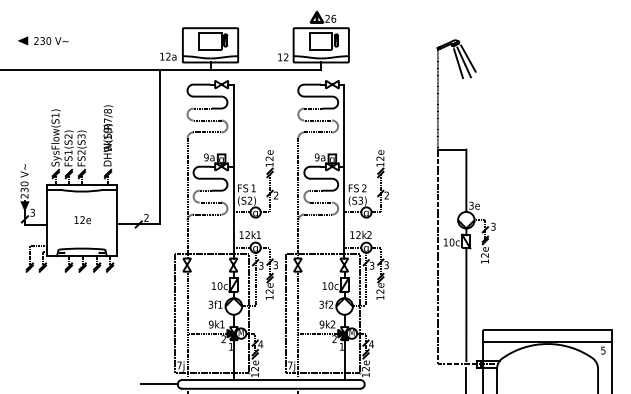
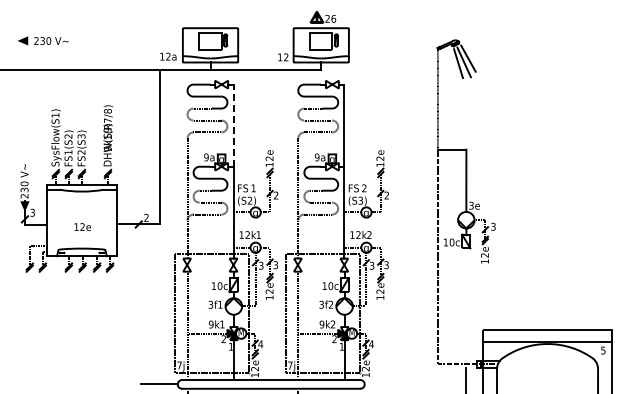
line: solid -> dashed (233, 125)
text position: (82, 220) -> (82, 227) (82, 227)
line: present -> none (466, 304)
